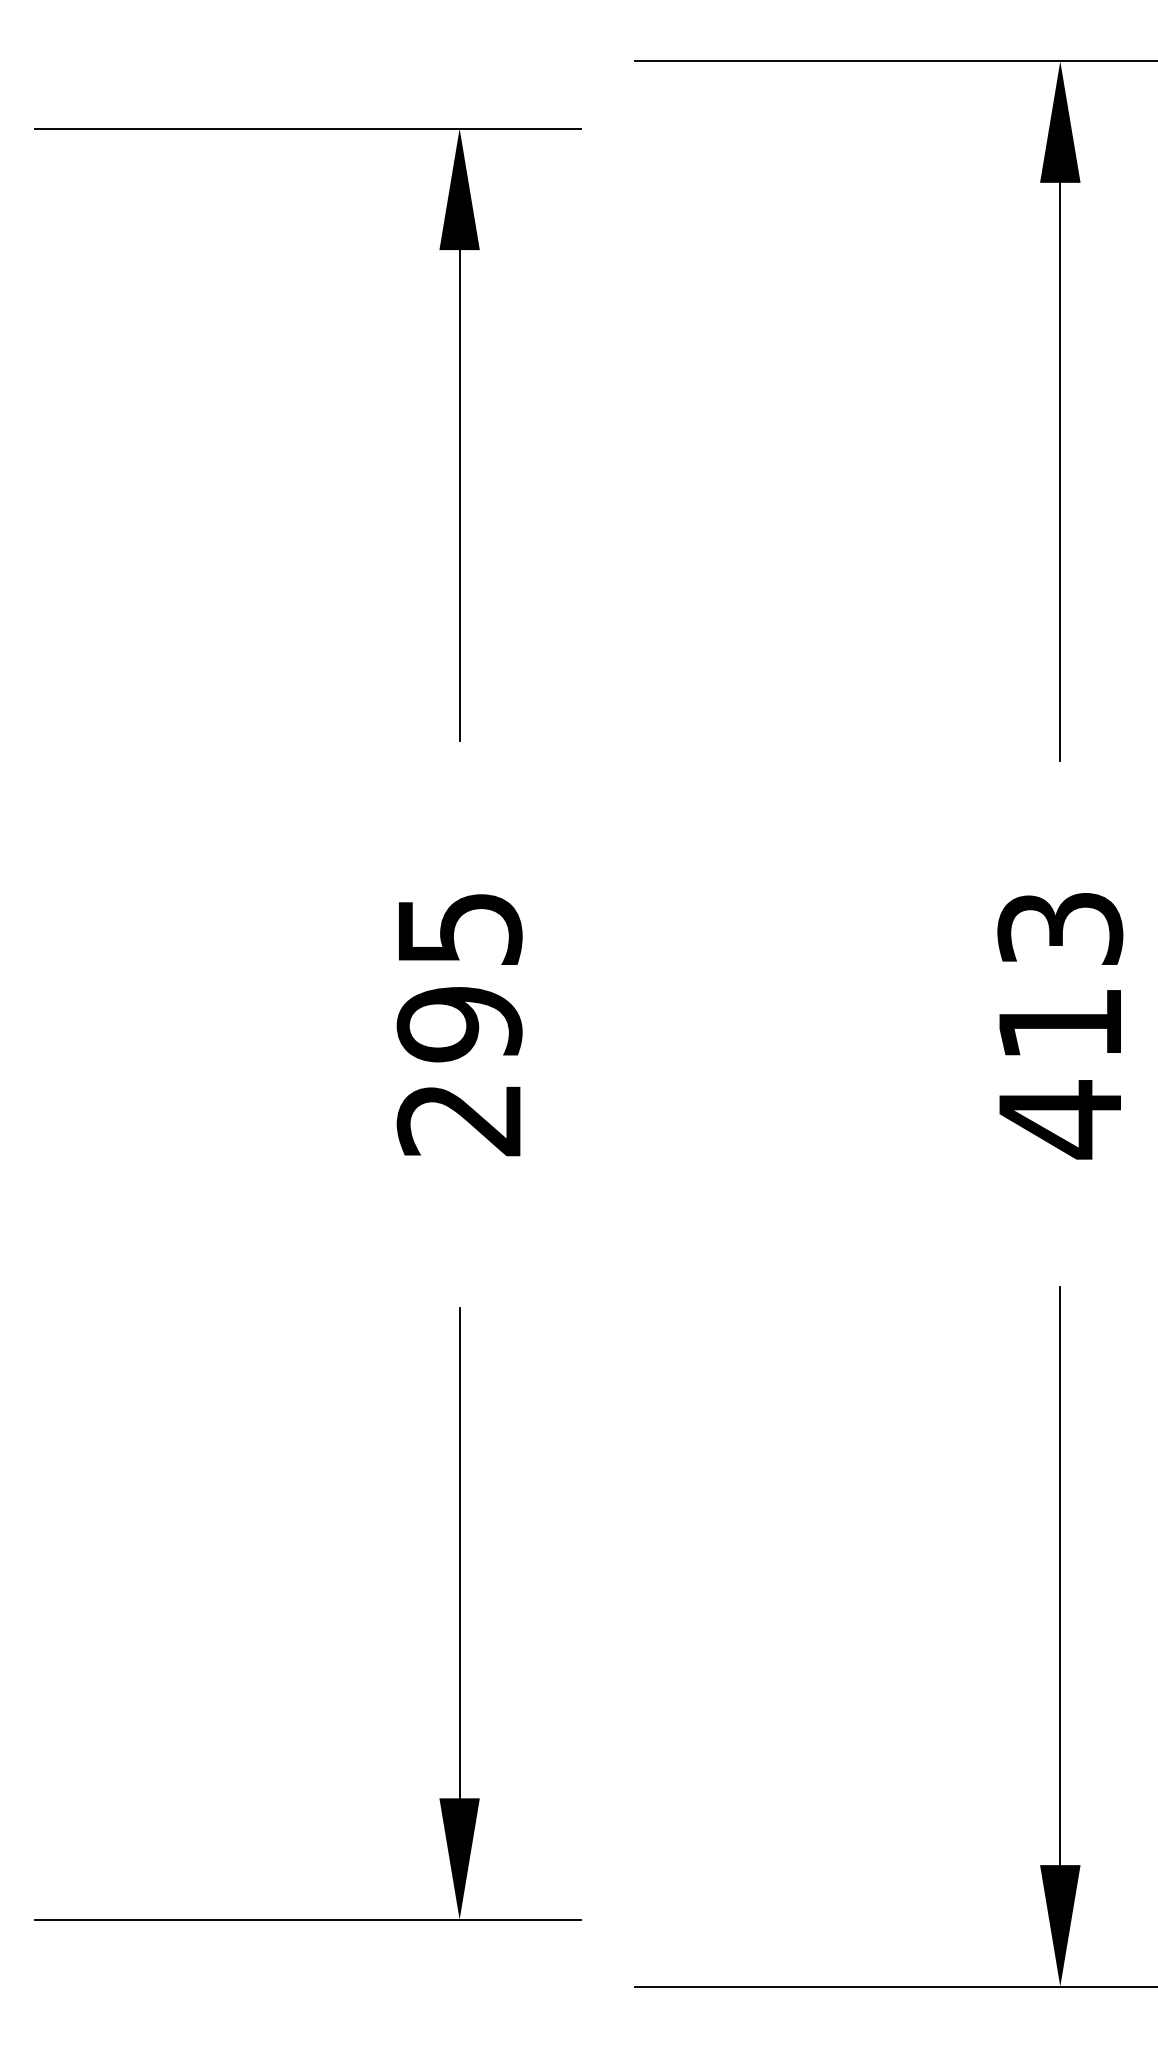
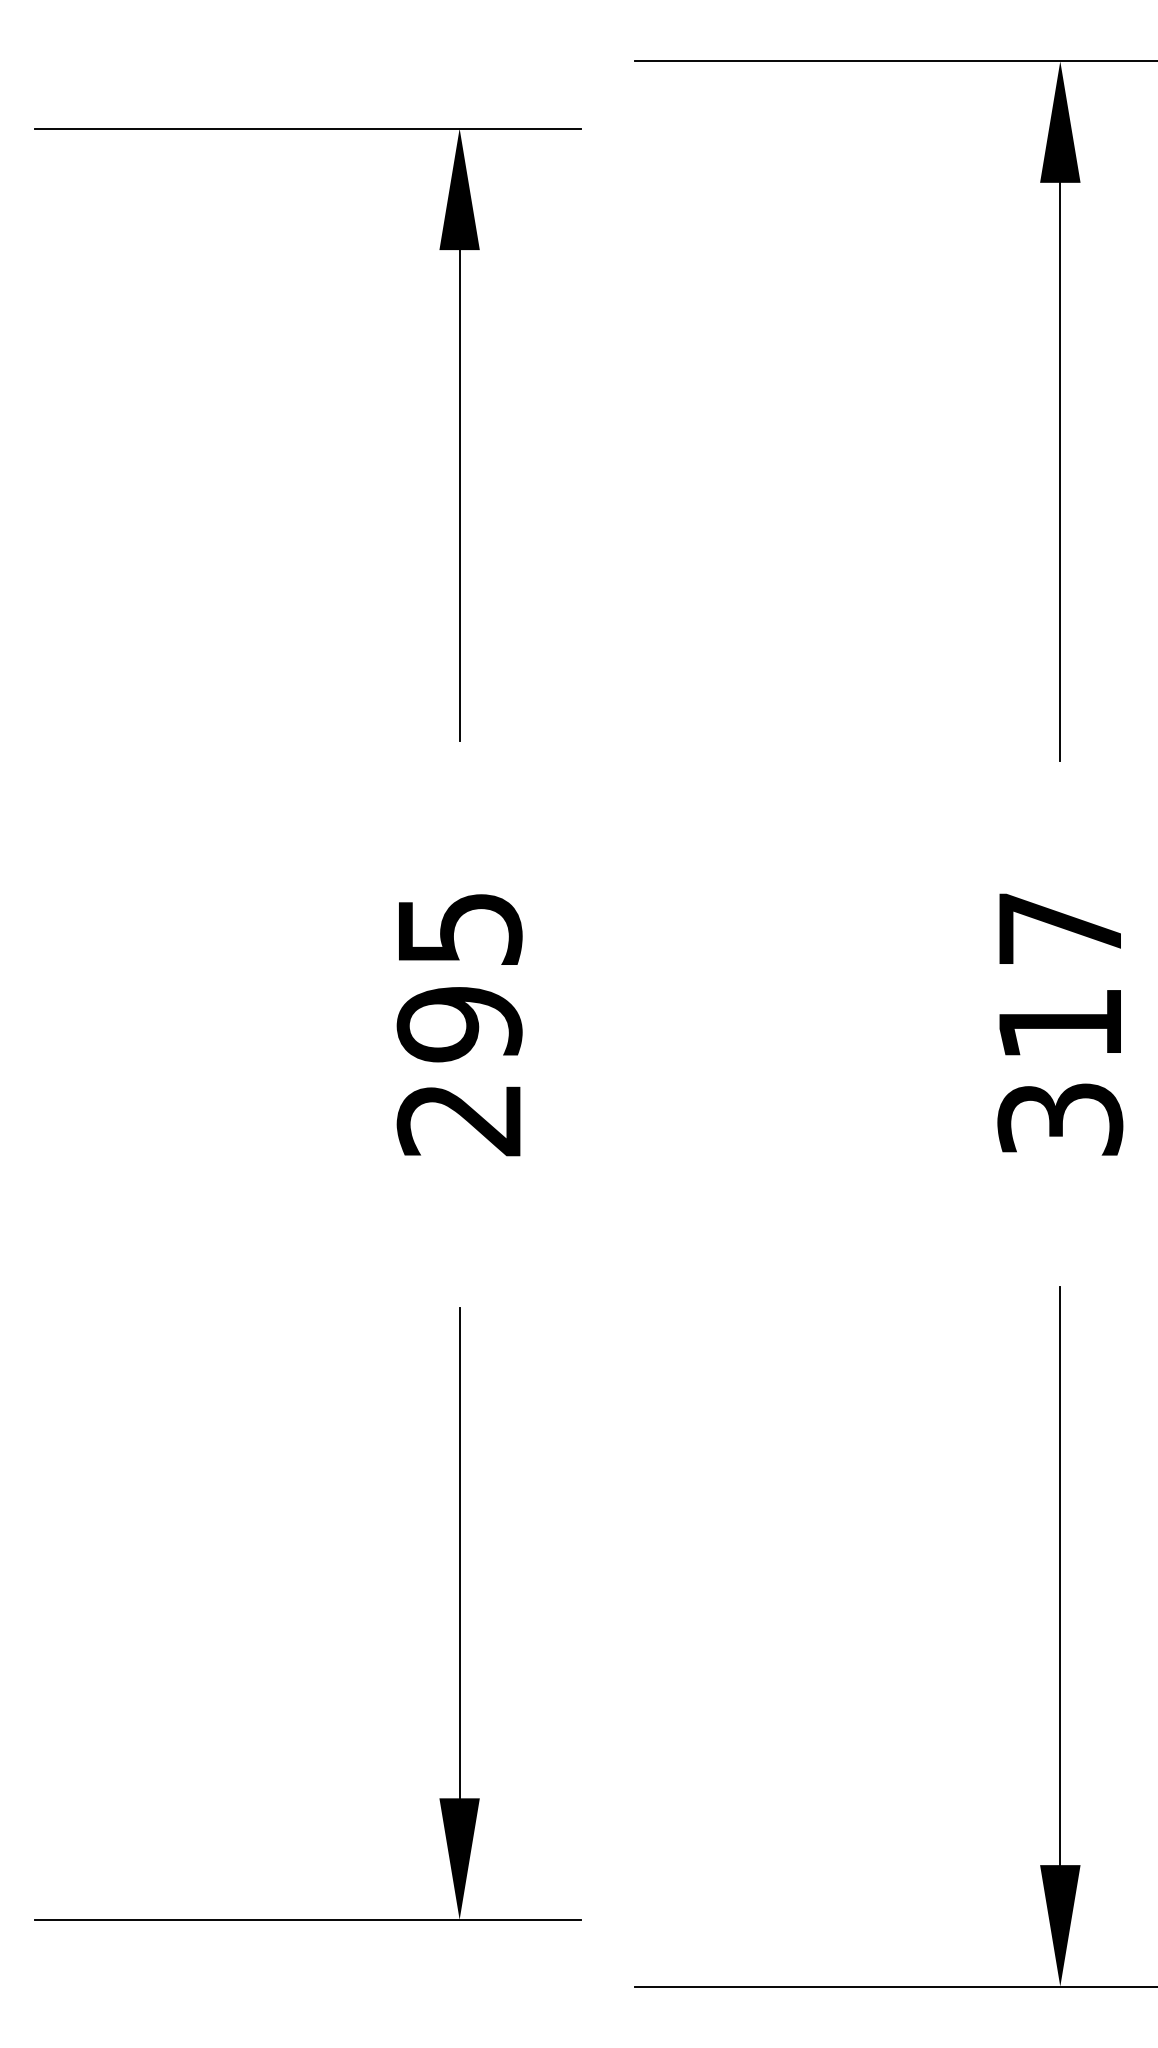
text: 413 -> 317 (1060, 1026)
